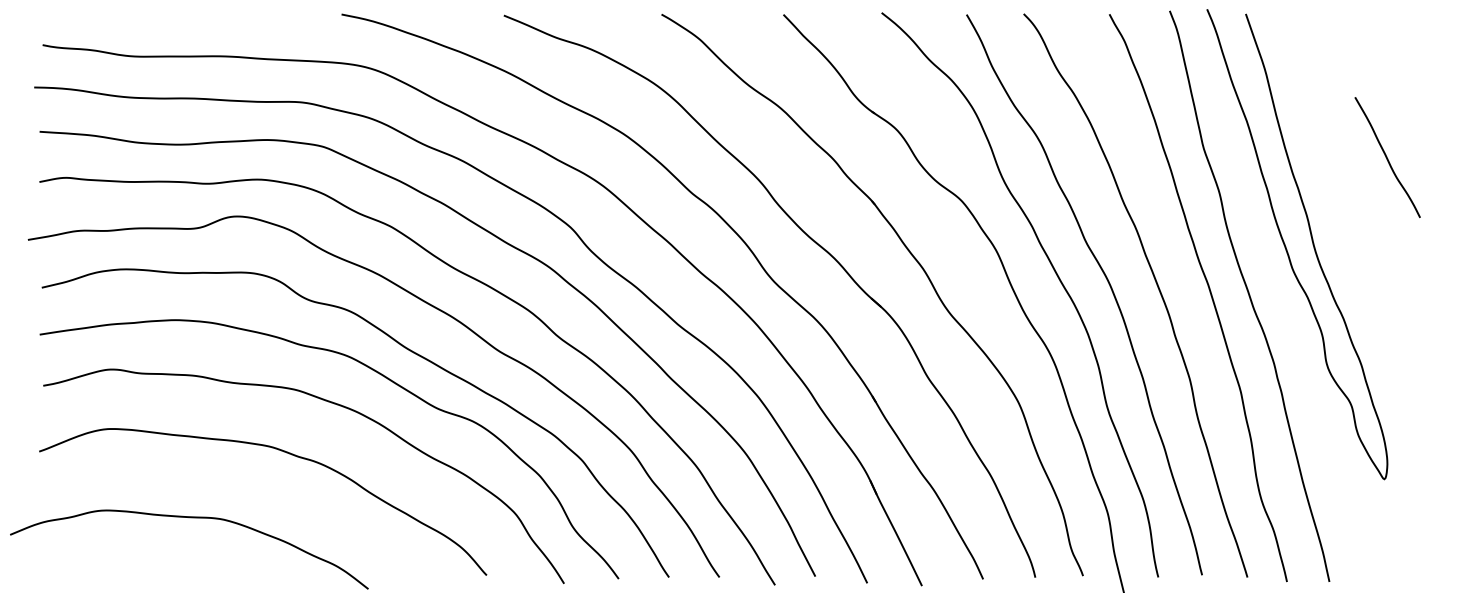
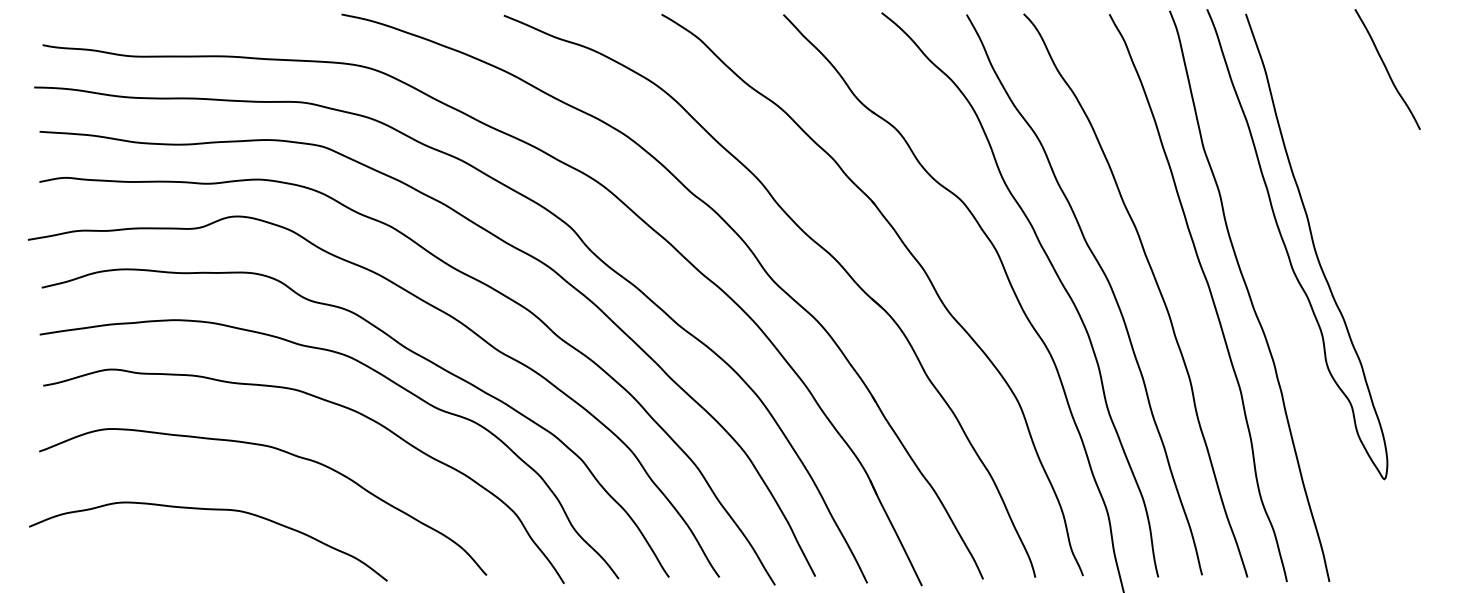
curve position: (1387, 157) -> (1387, 69) (1387, 69)
curve position: (189, 518) -> (208, 510) (208, 510)
